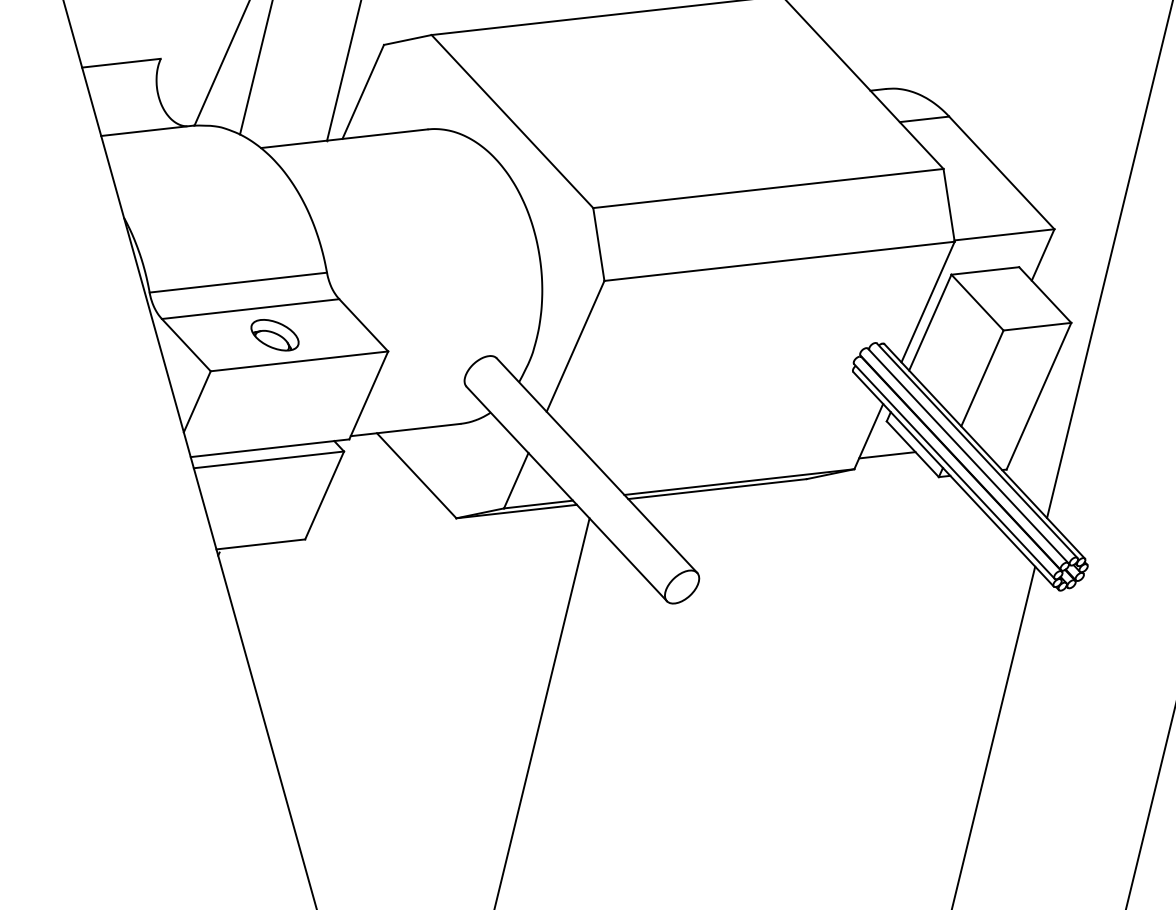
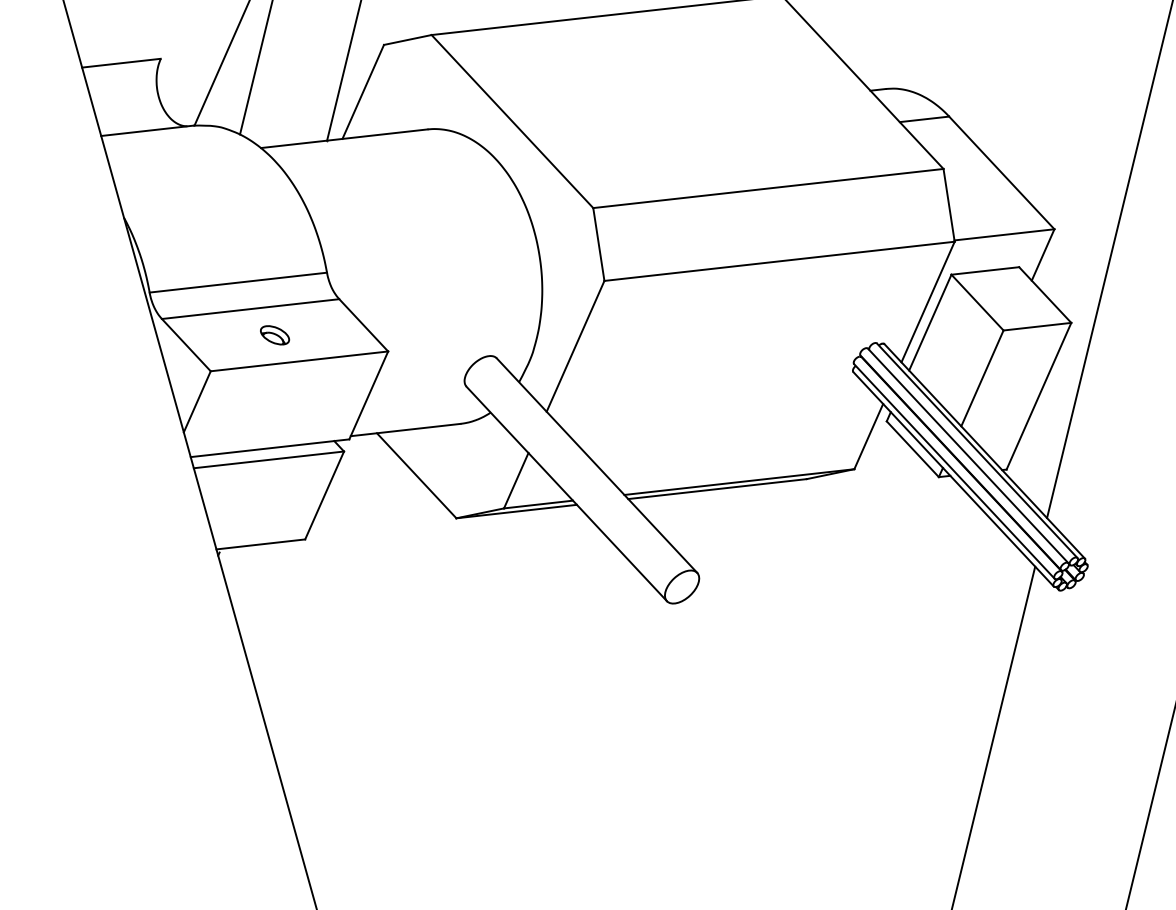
part size: 50x33 px -> 31x21 px (275, 335)
line: present -> none (887, 455)
line: present -> none (542, 712)
